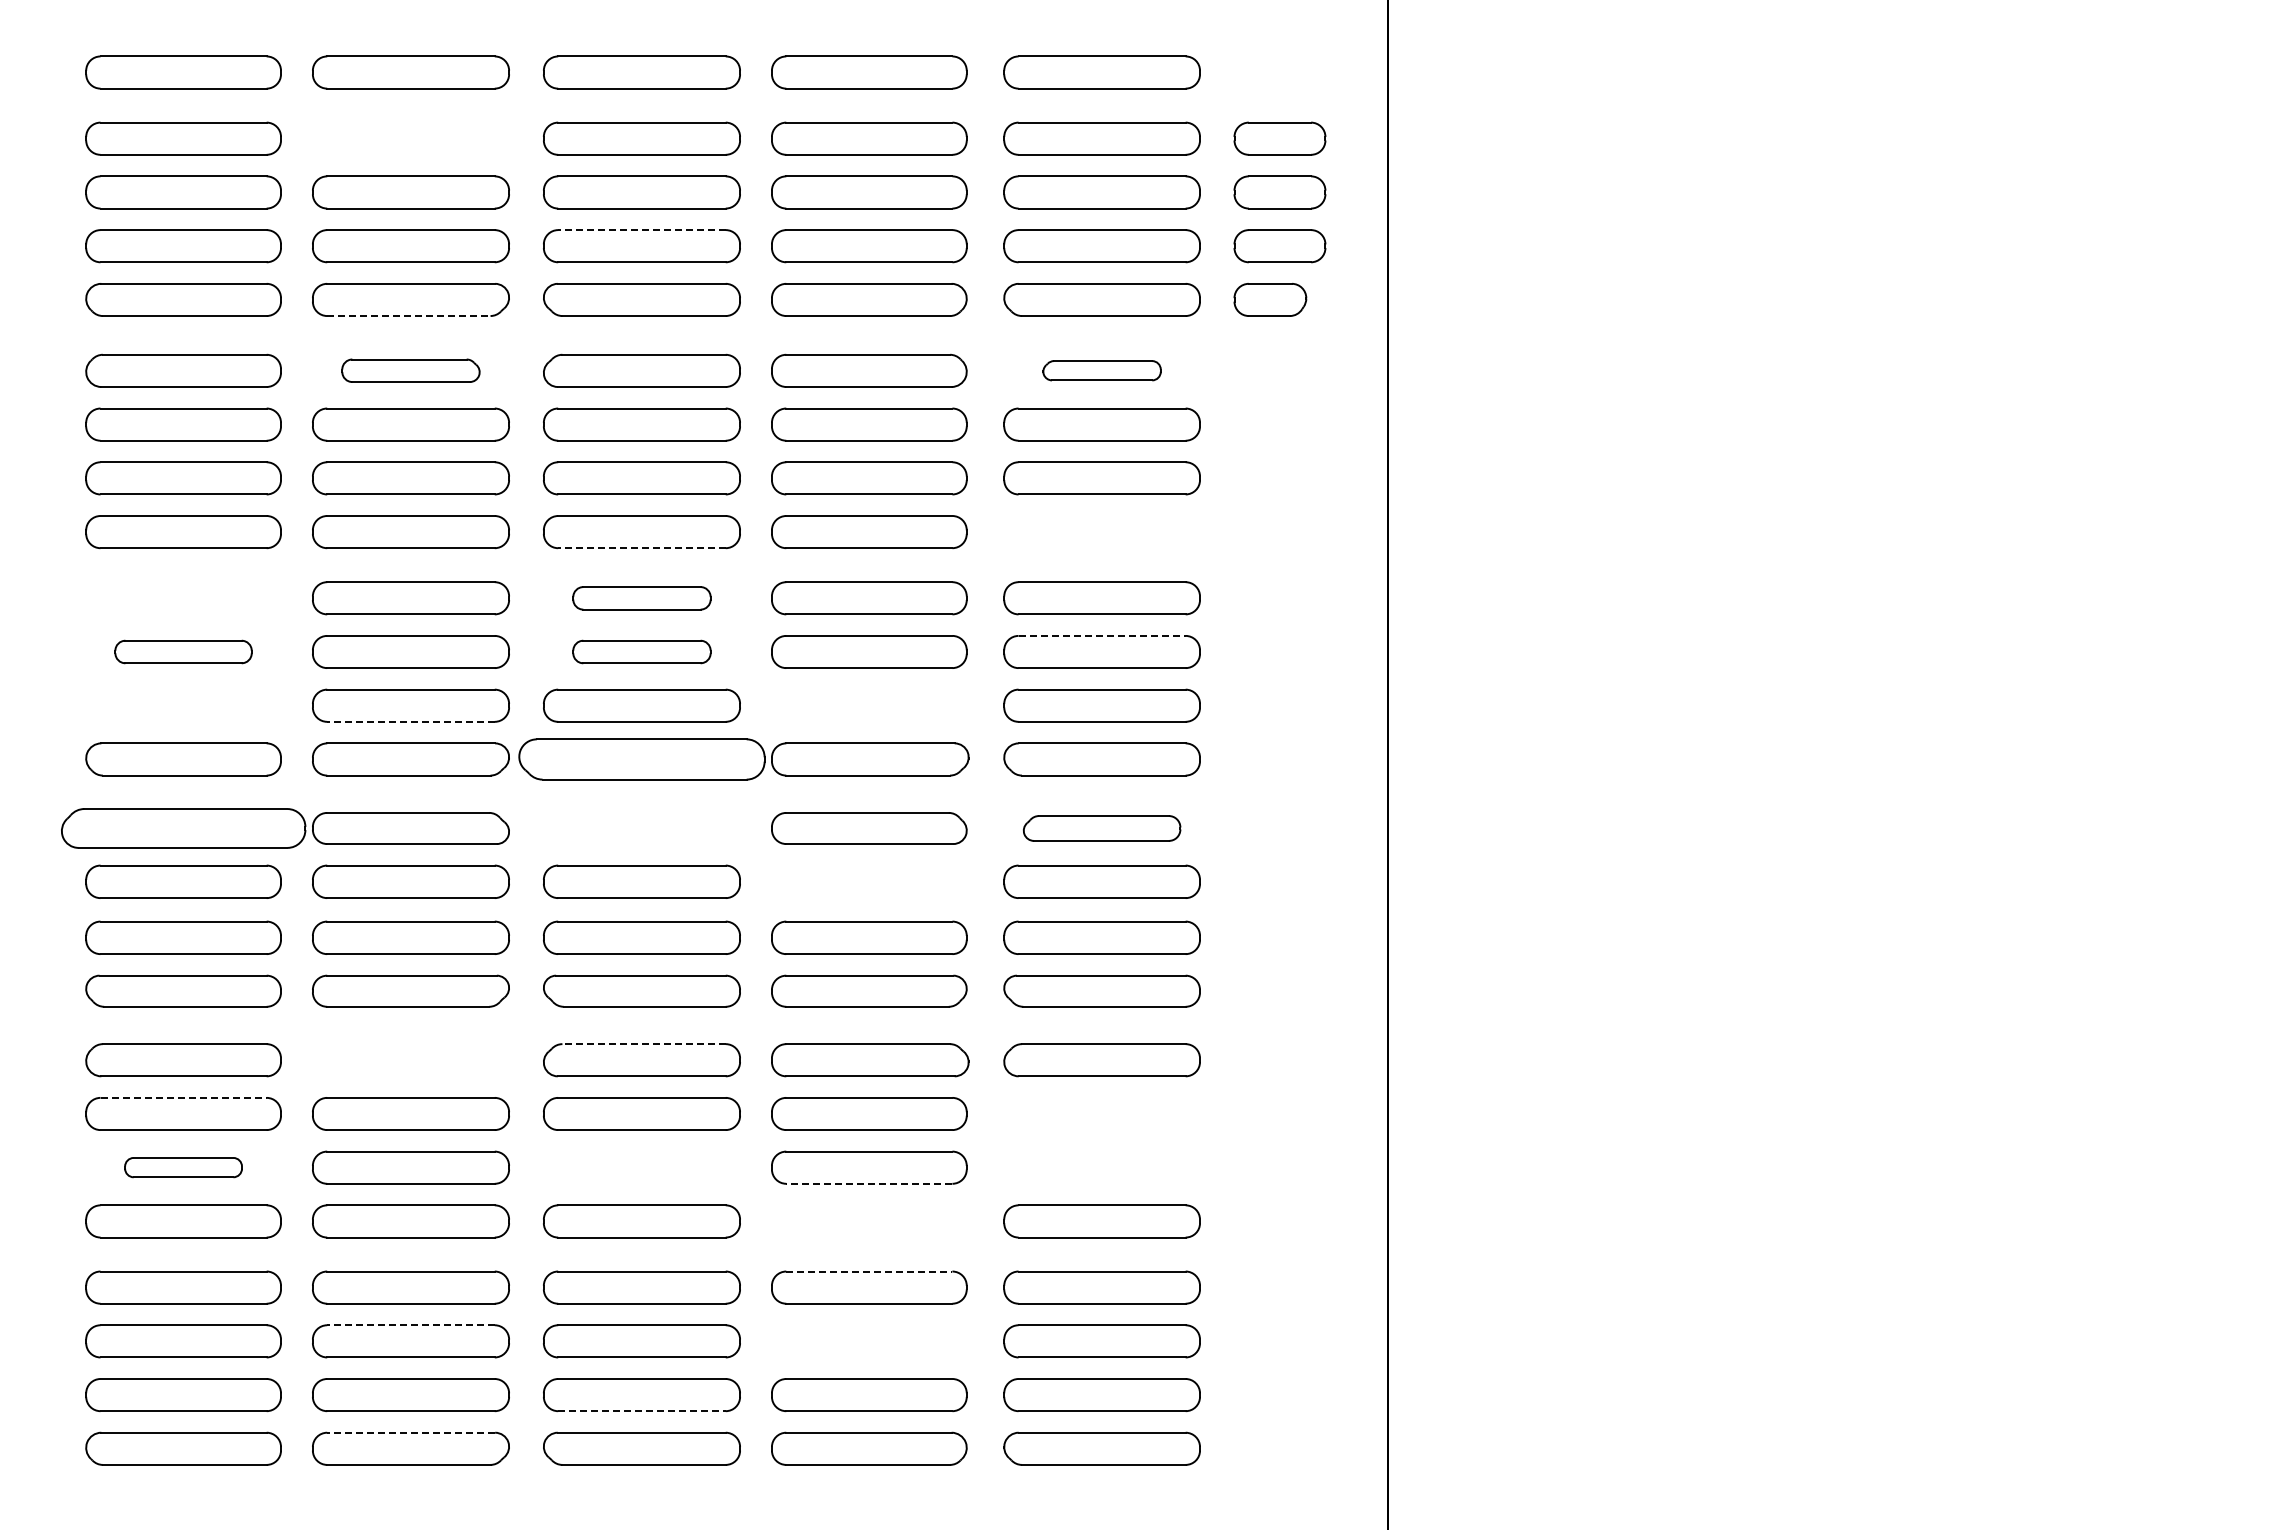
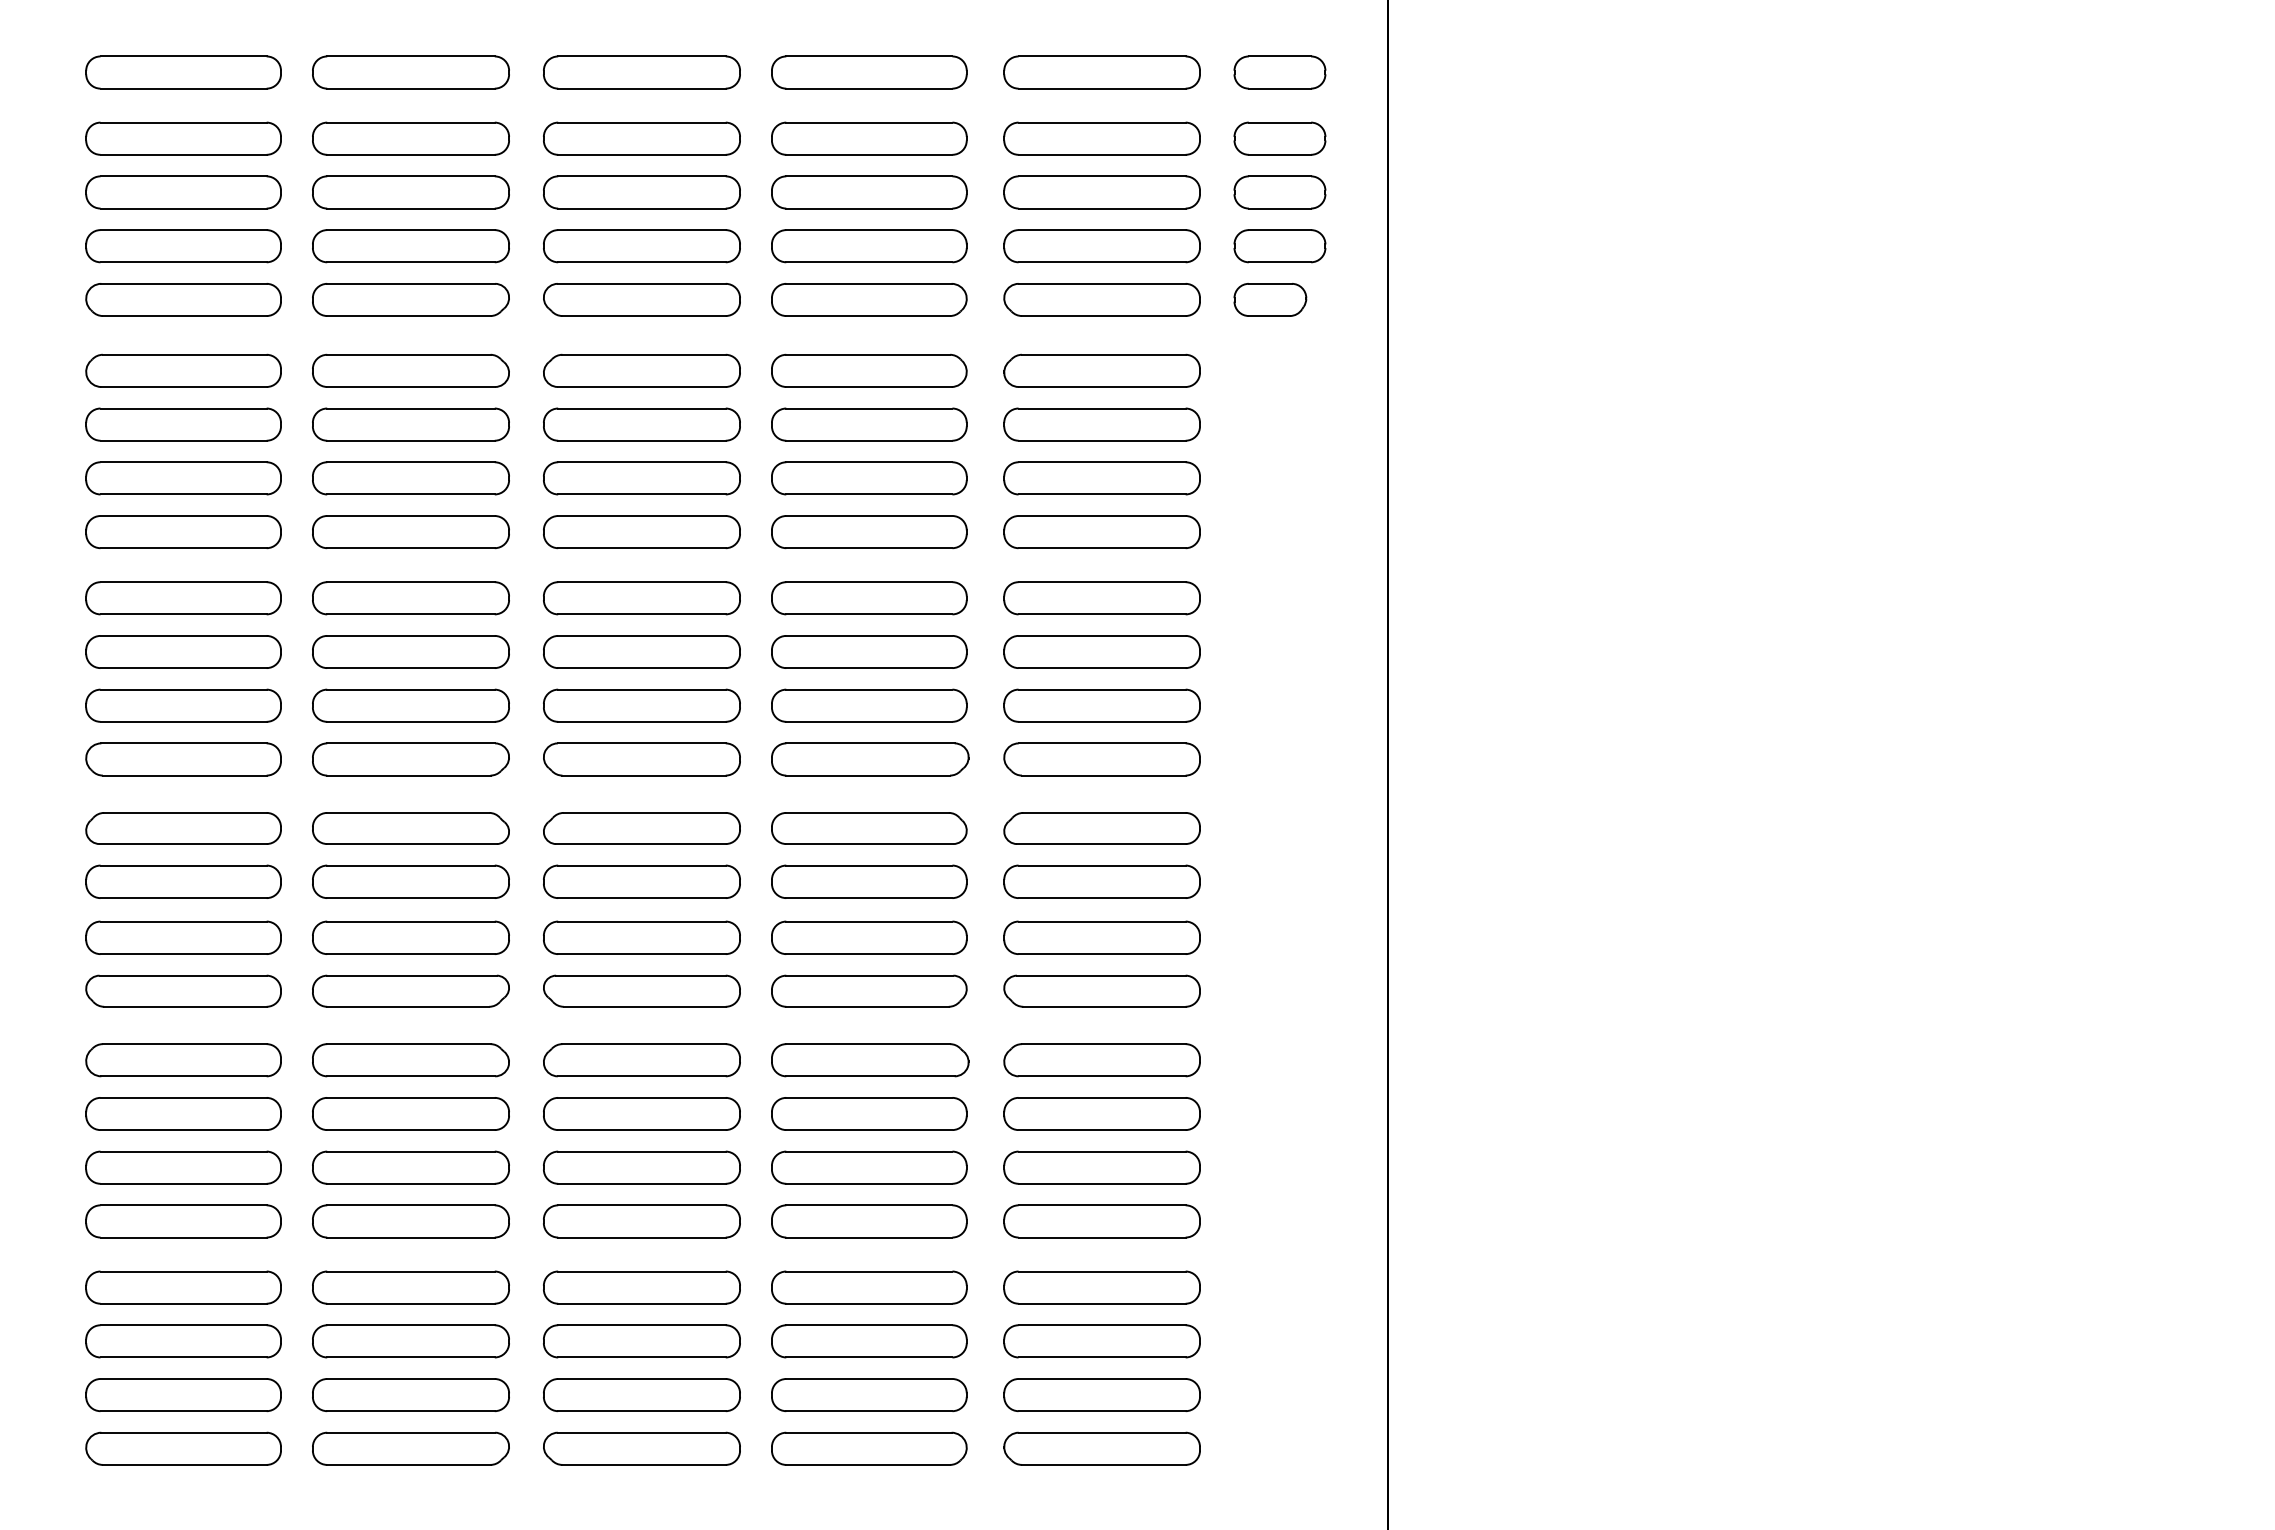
part: none -> present (1279, 72)
part: none -> present (410, 138)
line: dashed -> solid (641, 230)
line: dashed -> solid (408, 316)
part size: 140x25 px -> 198x35 px (410, 370)
part size: 120x22 px -> 198x35 px (1101, 370)
part: none -> present (1101, 532)
line: dashed -> solid (641, 548)
part: none -> present (183, 598)
part size: 140x25 px -> 198x35 px (641, 598)
line: dashed -> solid (1102, 635)
part size: 139x26 px -> 197x34 px (183, 651)
part size: 140x26 px -> 198x34 px (641, 651)
part: none -> present (183, 705)
part: none -> present (869, 705)
line: dashed -> solid (411, 721)
part size: 248x43 px -> 198x35 px (641, 759)
part size: 246x41 px -> 197x33 px (183, 828)
part: none -> present (641, 828)
part size: 159x27 px -> 198x33 px (1101, 828)
part: none -> present (869, 881)
line: dashed -> solid (644, 1044)
part: none -> present (410, 1060)
line: dashed -> solid (184, 1097)
part: none -> present (1101, 1113)
part size: 119x22 px -> 197x35 px (183, 1167)
part: none -> present (641, 1167)
part: none -> present (1101, 1167)
line: dashed -> solid (868, 1183)
part: none -> present (869, 1221)
line: dashed -> solid (869, 1271)
line: dashed -> solid (411, 1325)
part: none -> present (869, 1341)
line: dashed -> solid (641, 1411)
line: dashed -> solid (411, 1432)
